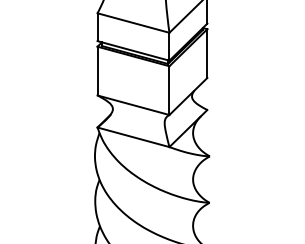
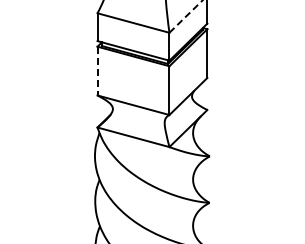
line: solid -> dashed (185, 16)
line: solid -> dashed (97, 71)
